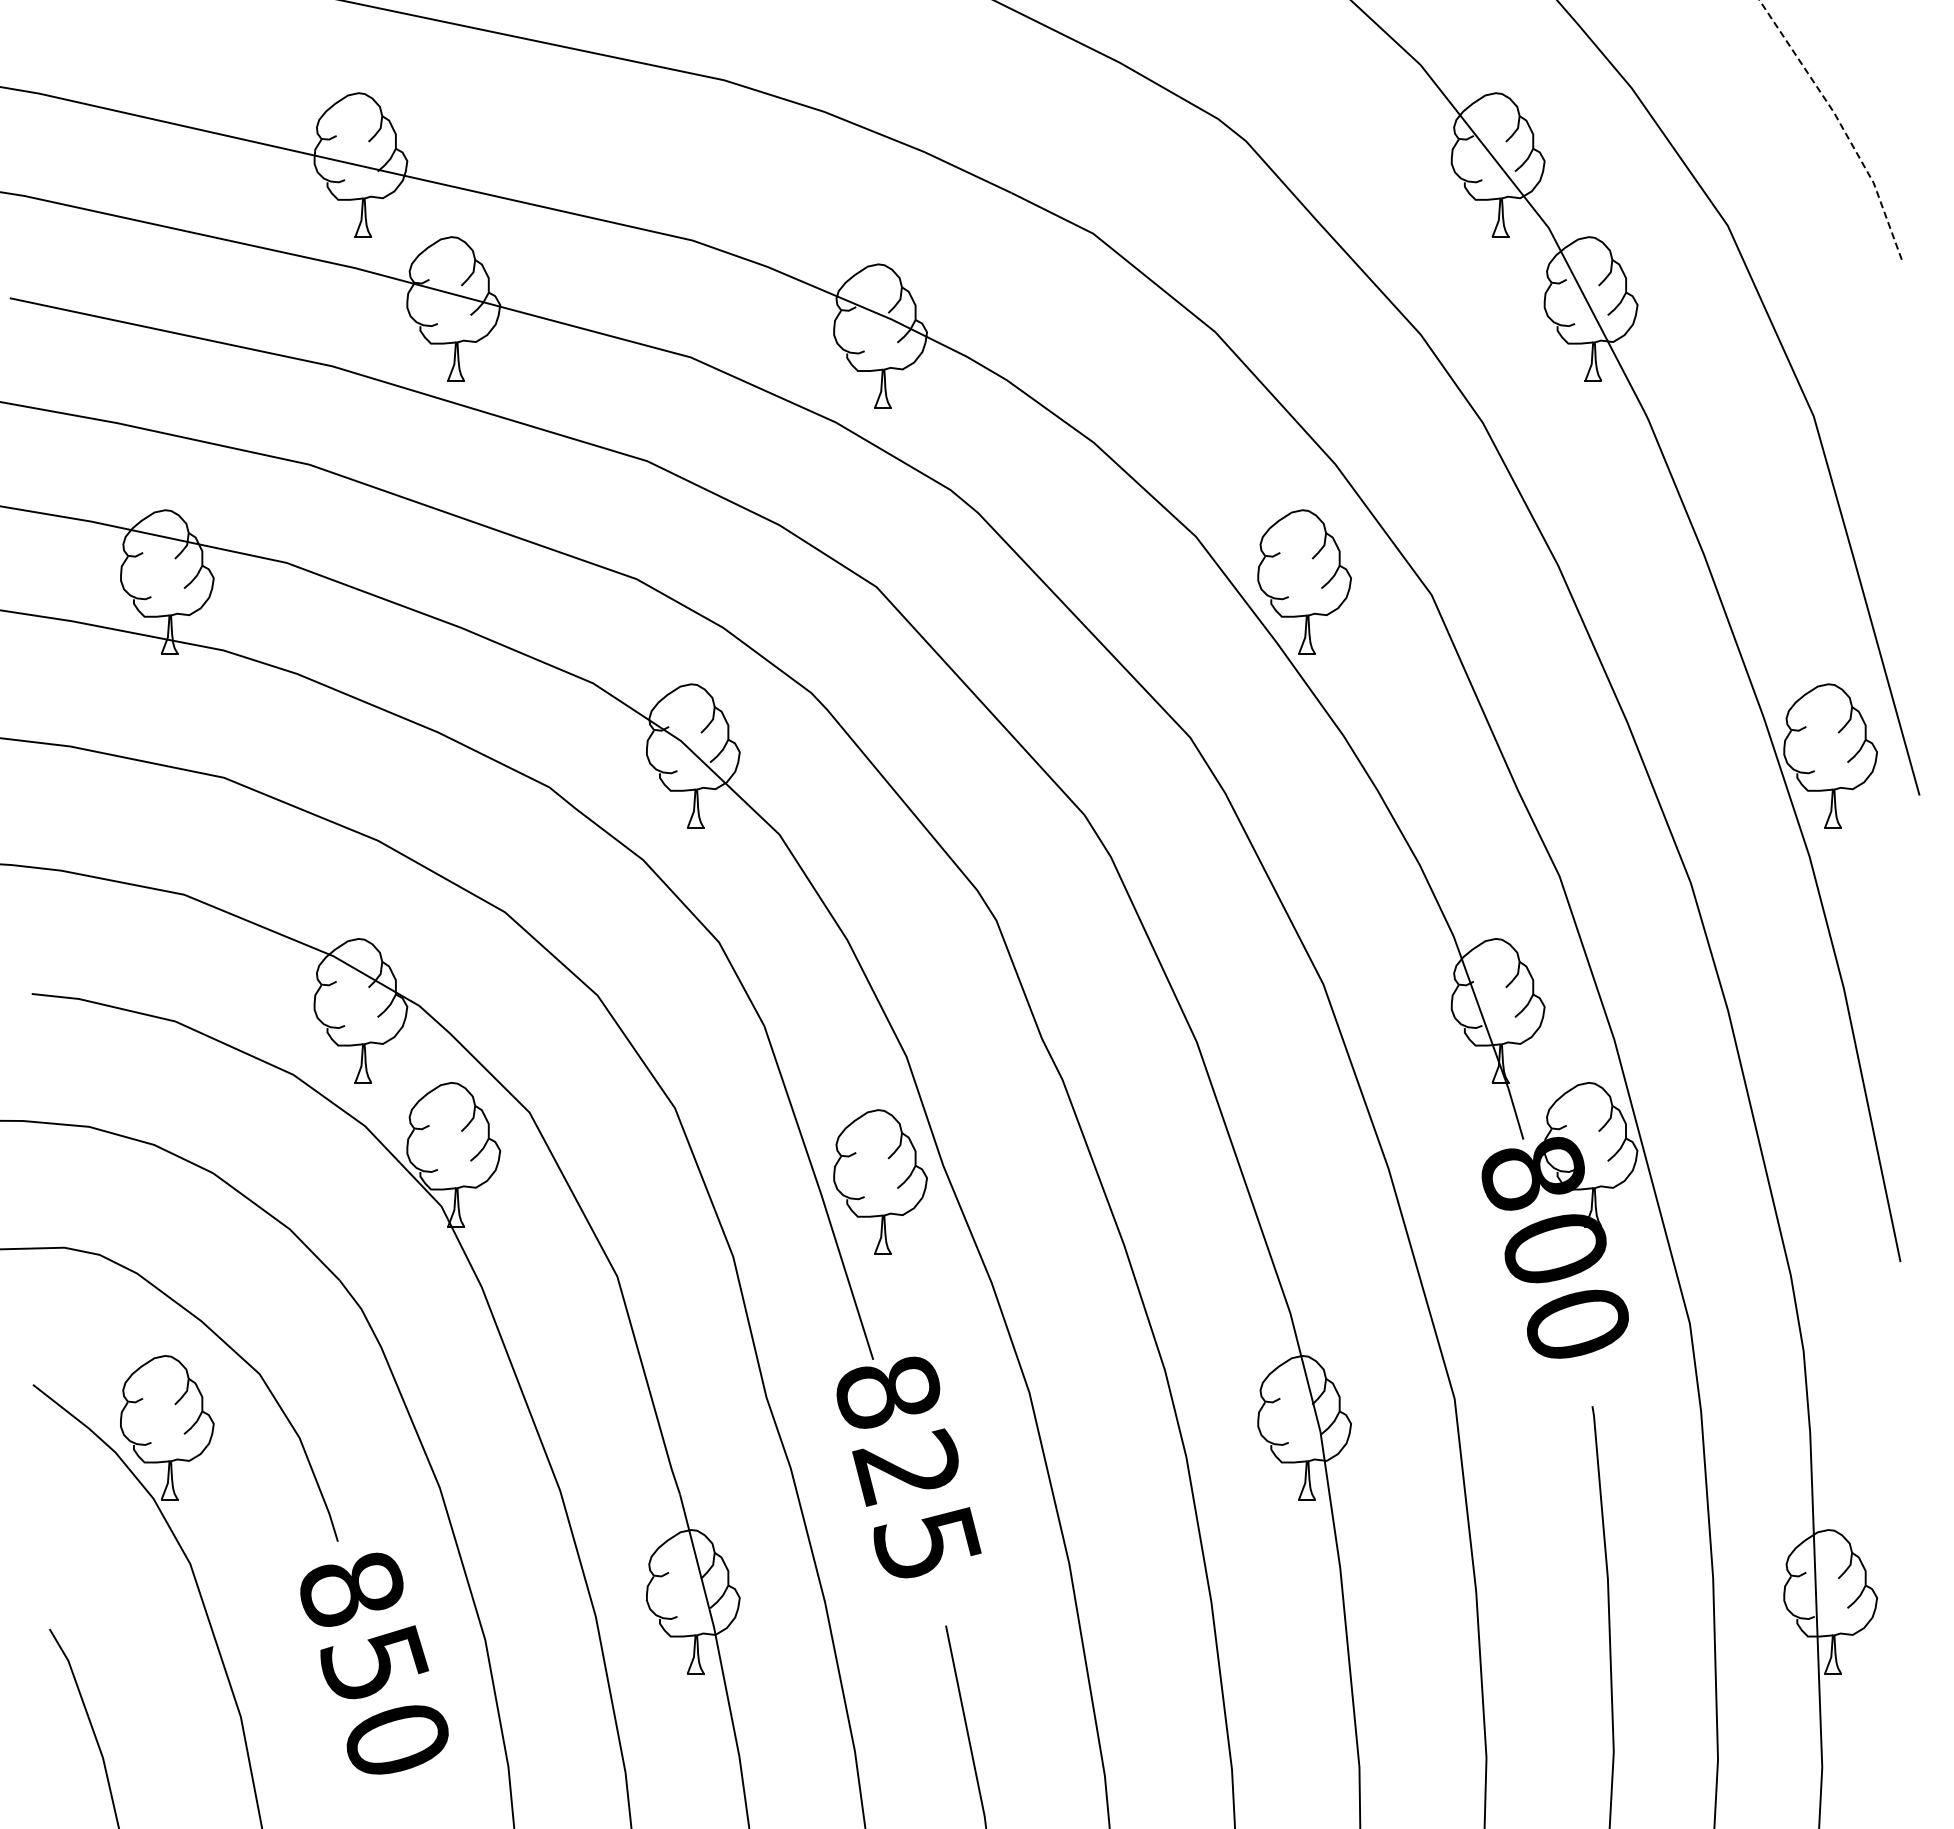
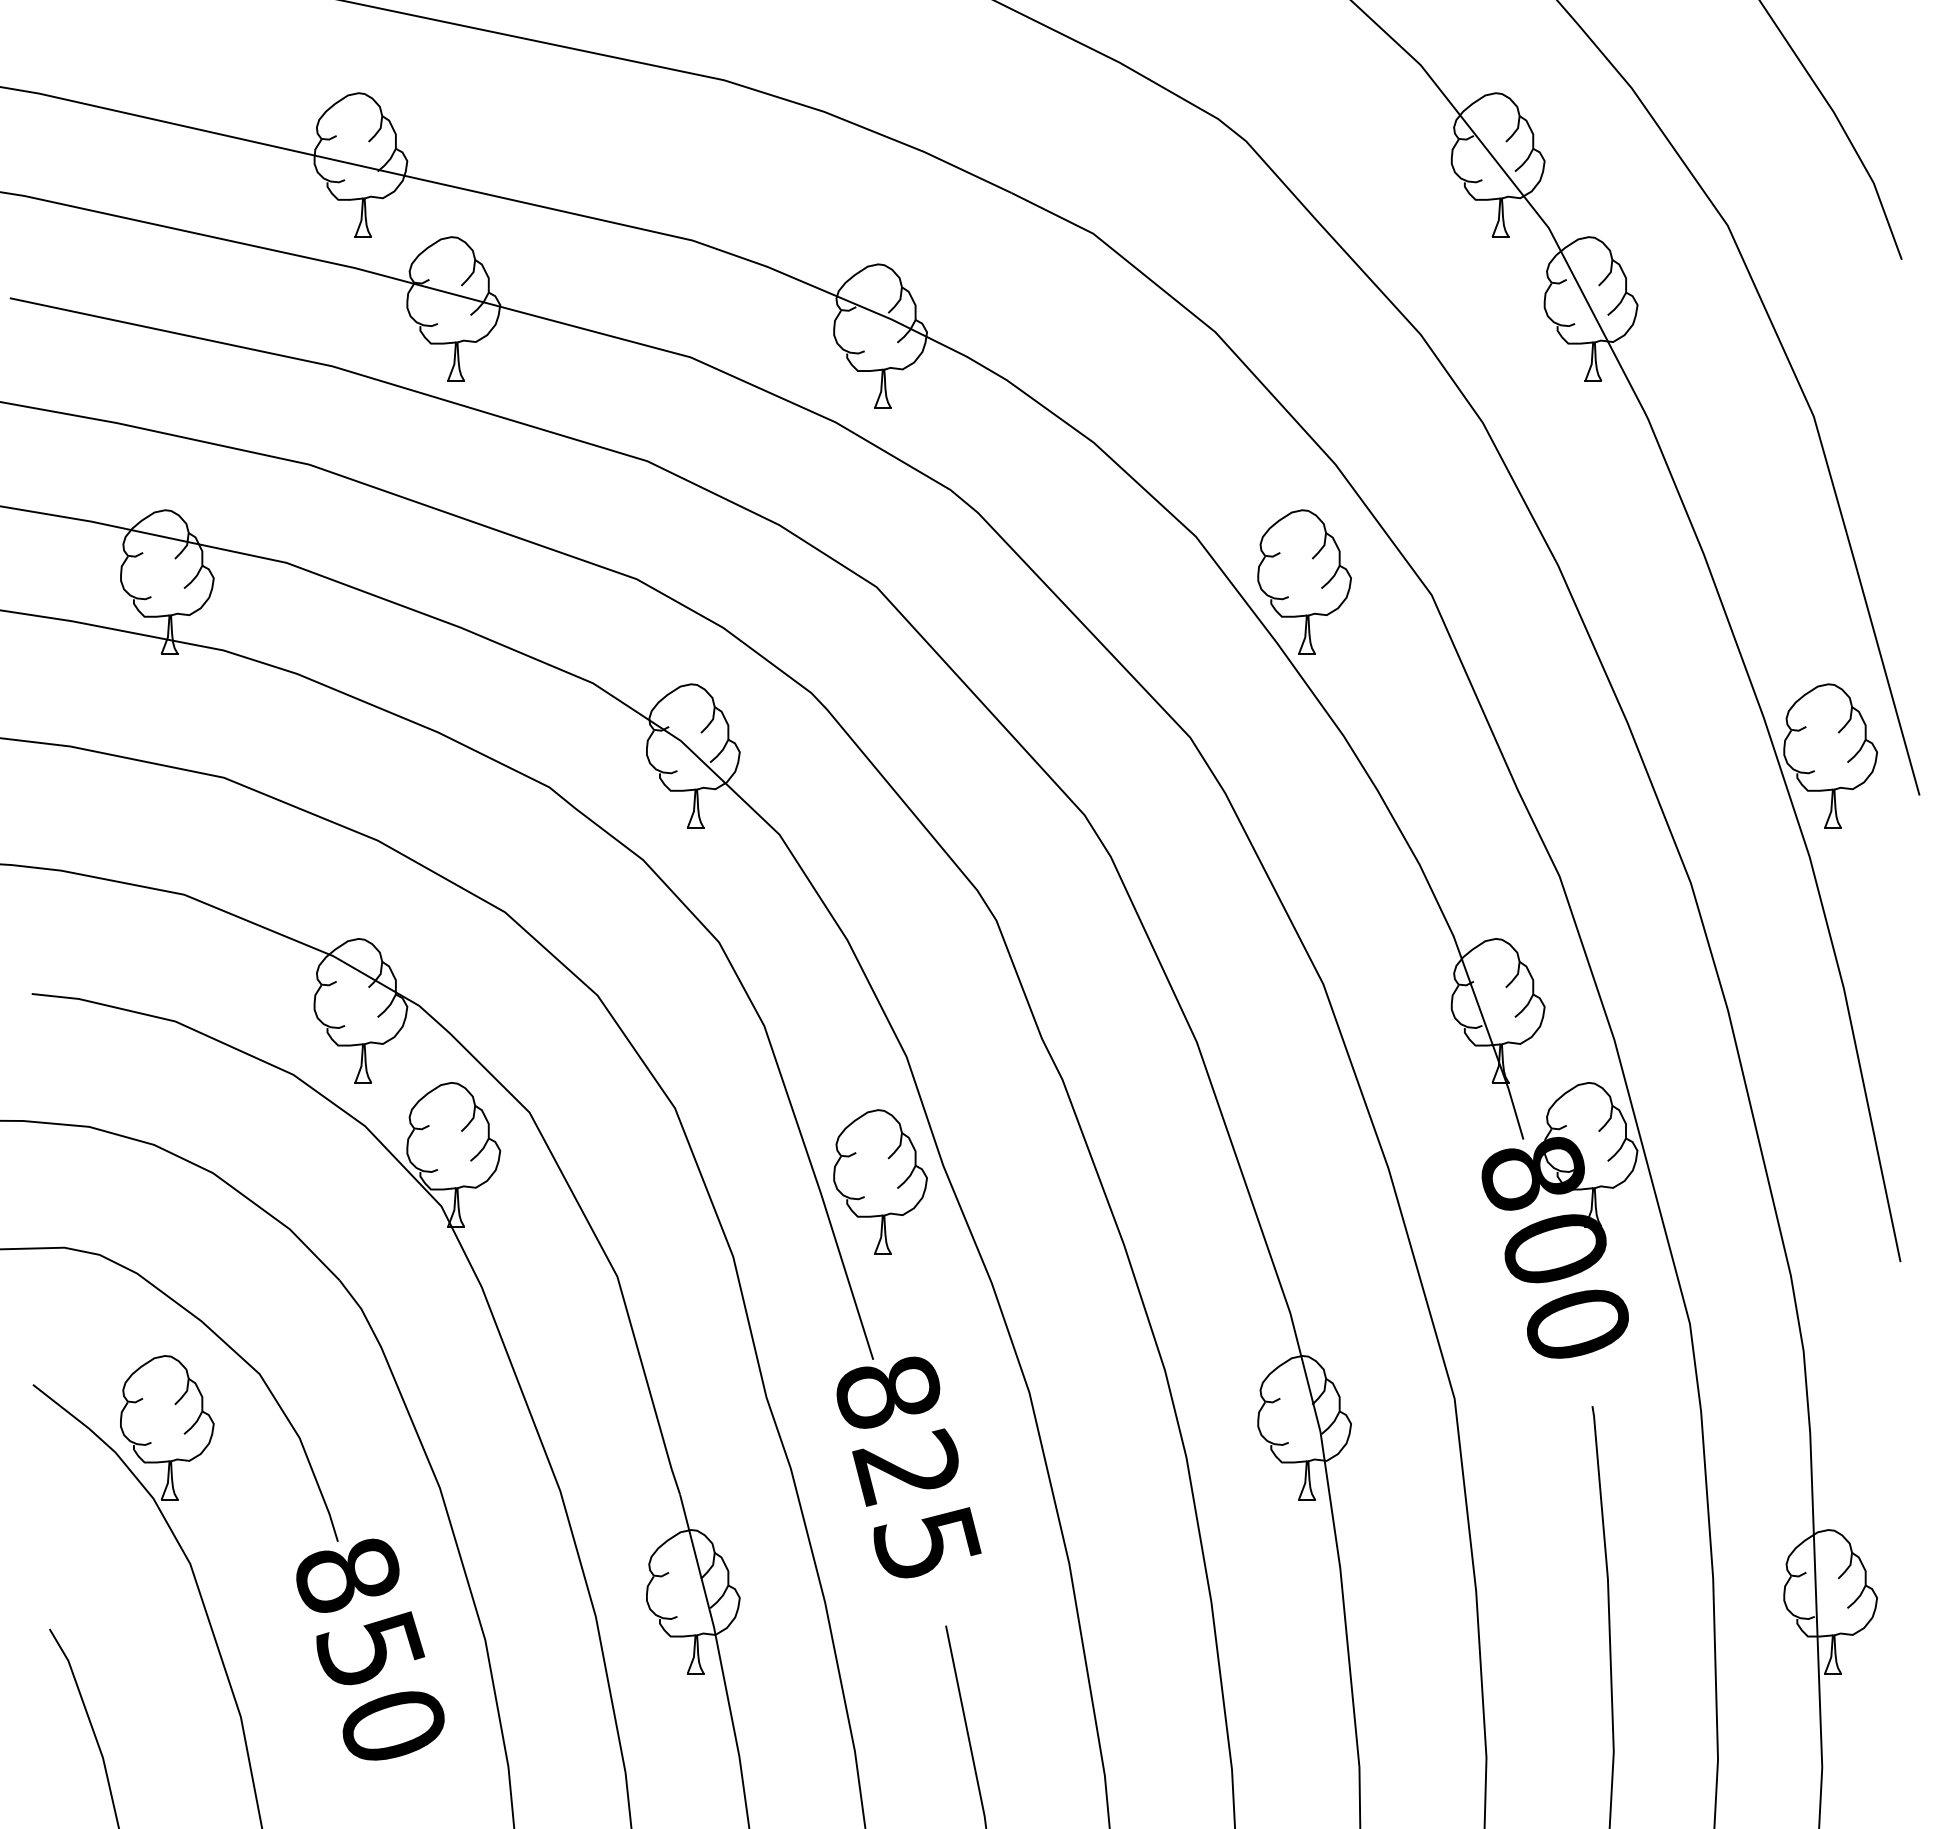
line: dashed -> solid (1841, 125)
text position: (374, 1663) -> (370, 1649) (370, 1649)
